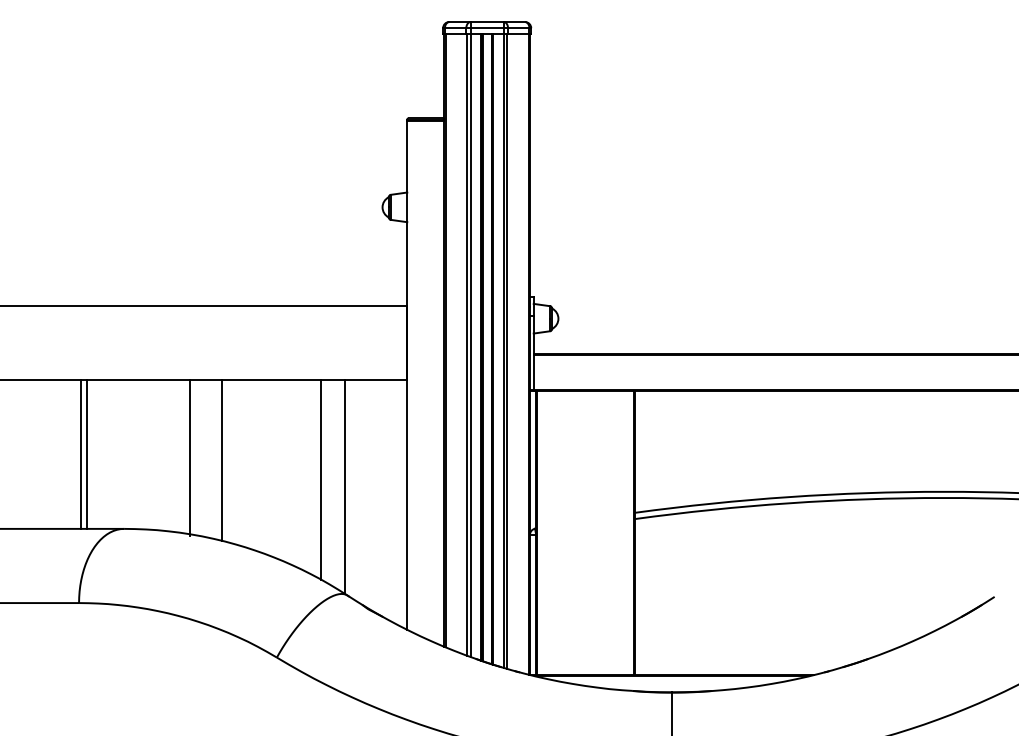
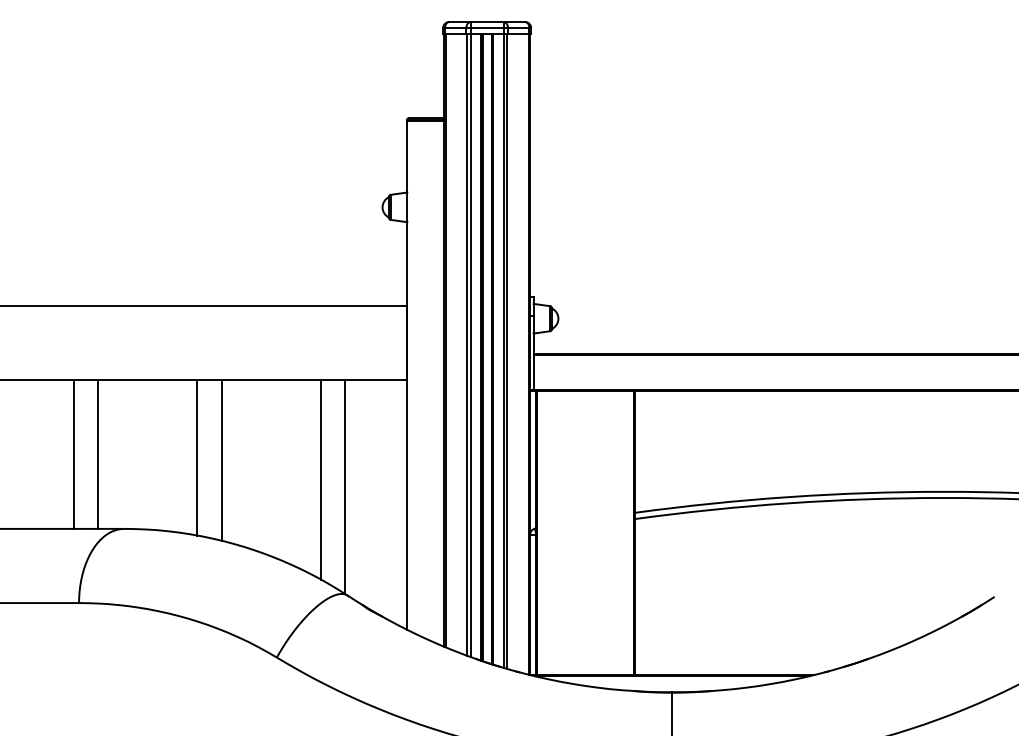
line position: (80, 454) -> (73, 454) (73, 454)
line position: (87, 454) -> (98, 454) (98, 454)
line position: (190, 457) -> (197, 457) (197, 457)
